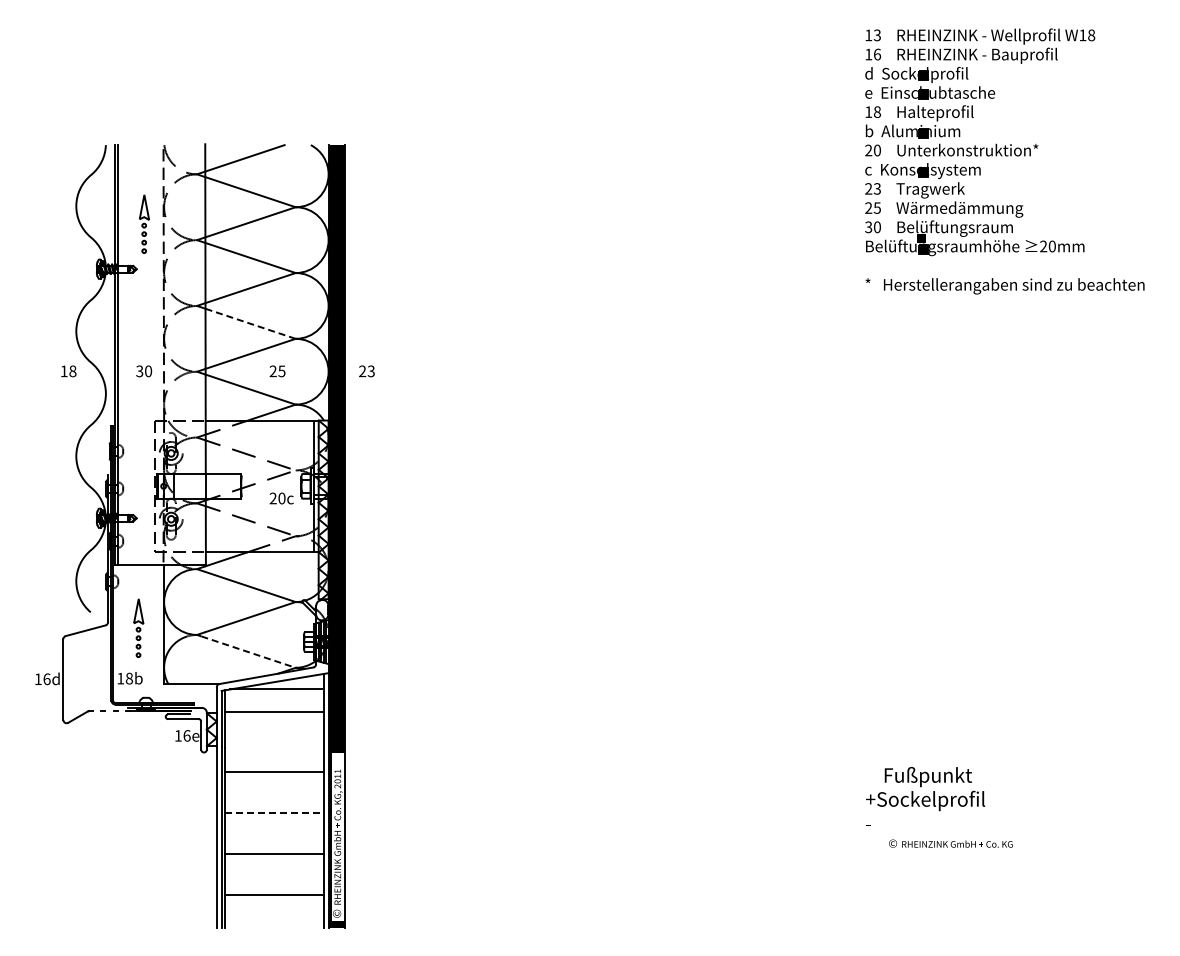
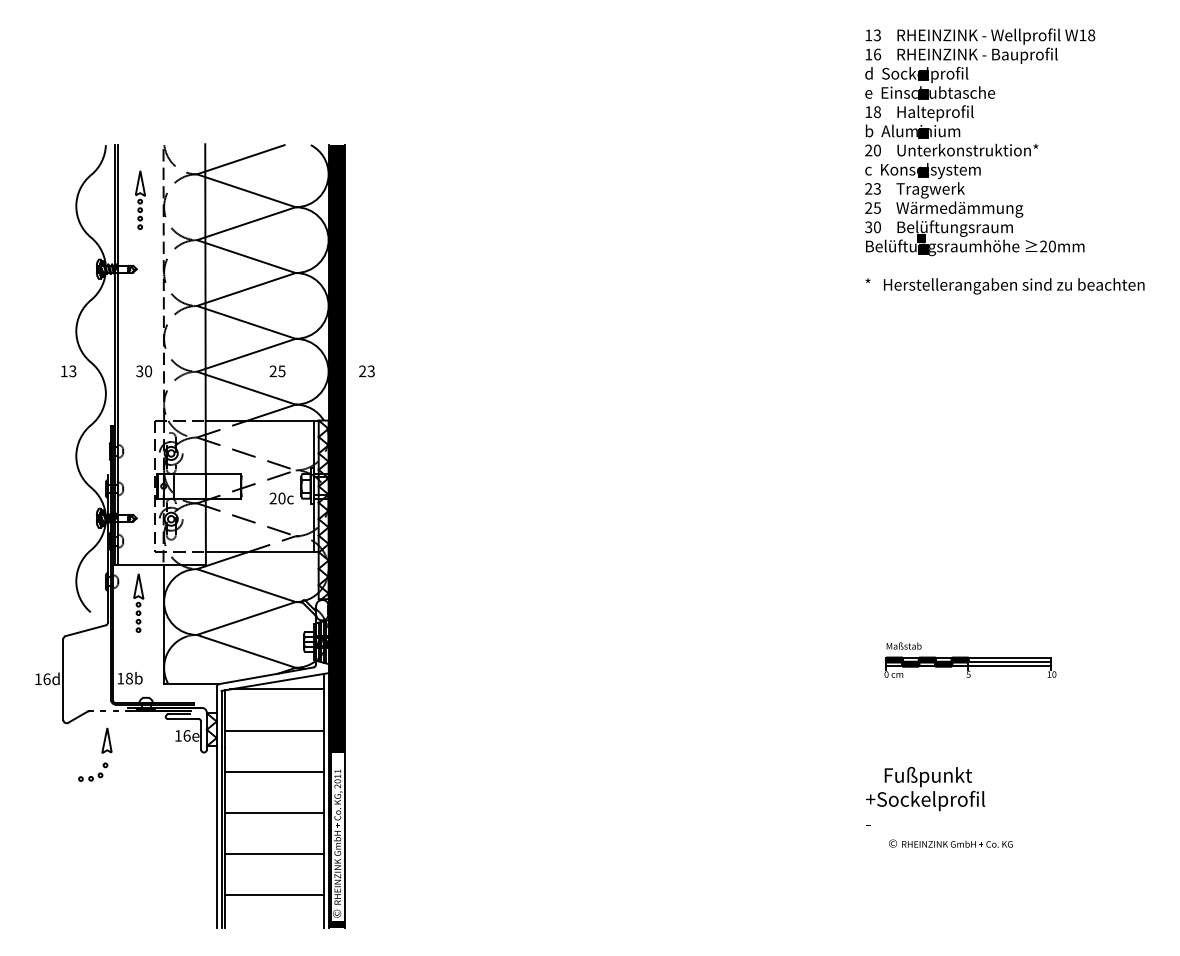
part position: (144, 223) -> (140, 199) (140, 199)
line: dashed -> solid (250, 323)
text: 18 -> 13 (72, 371)
part position: (138, 627) -> (138, 602) (138, 602)
line: dashed -> solid (248, 652)
part: none -> present (970, 659)
line position: (273, 711) -> (273, 730) (273, 730)
part: none -> present (101, 753)
line: dashed -> solid (274, 812)
